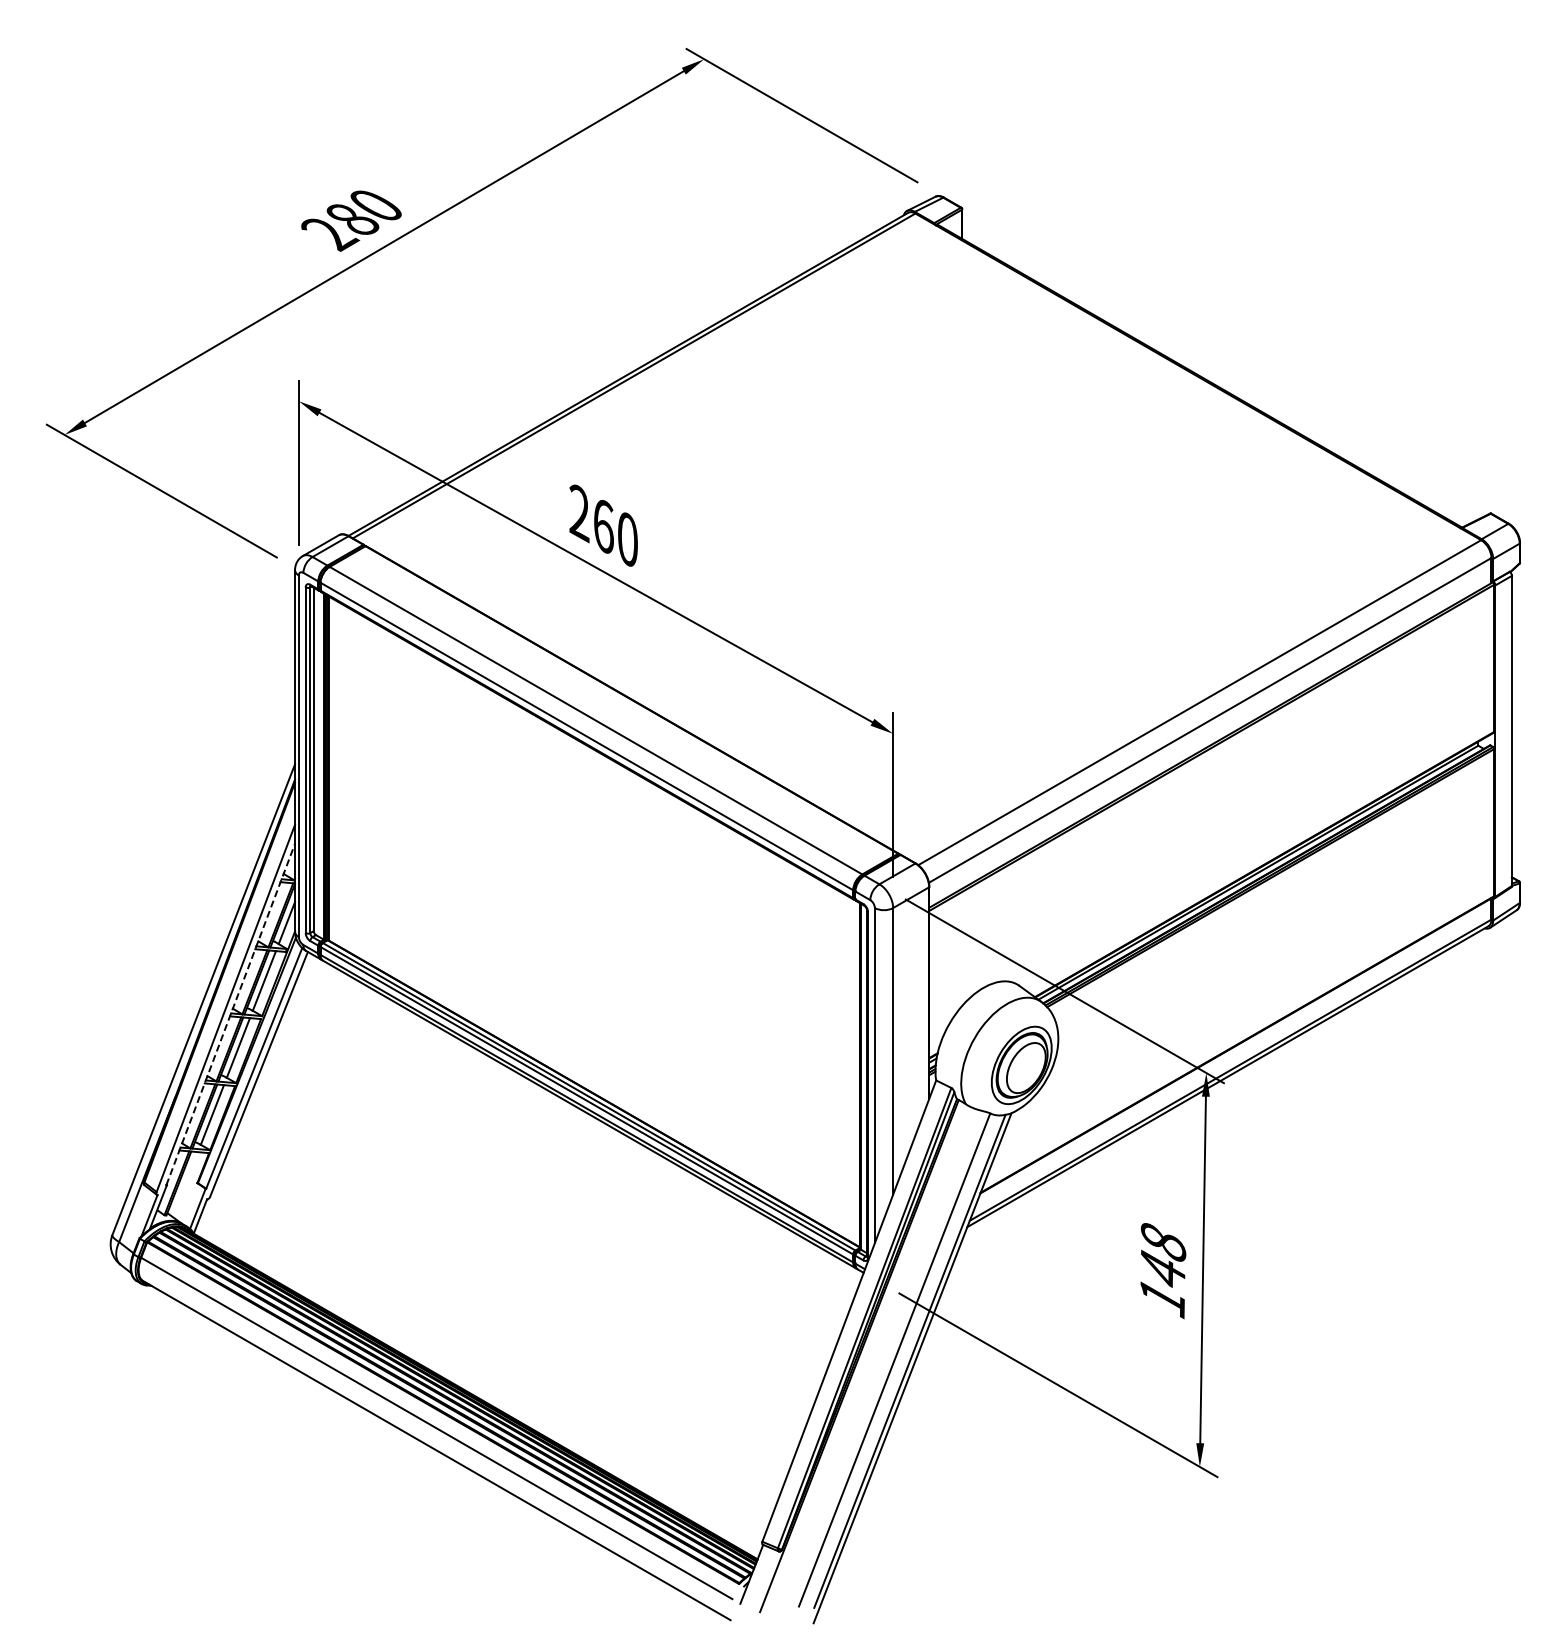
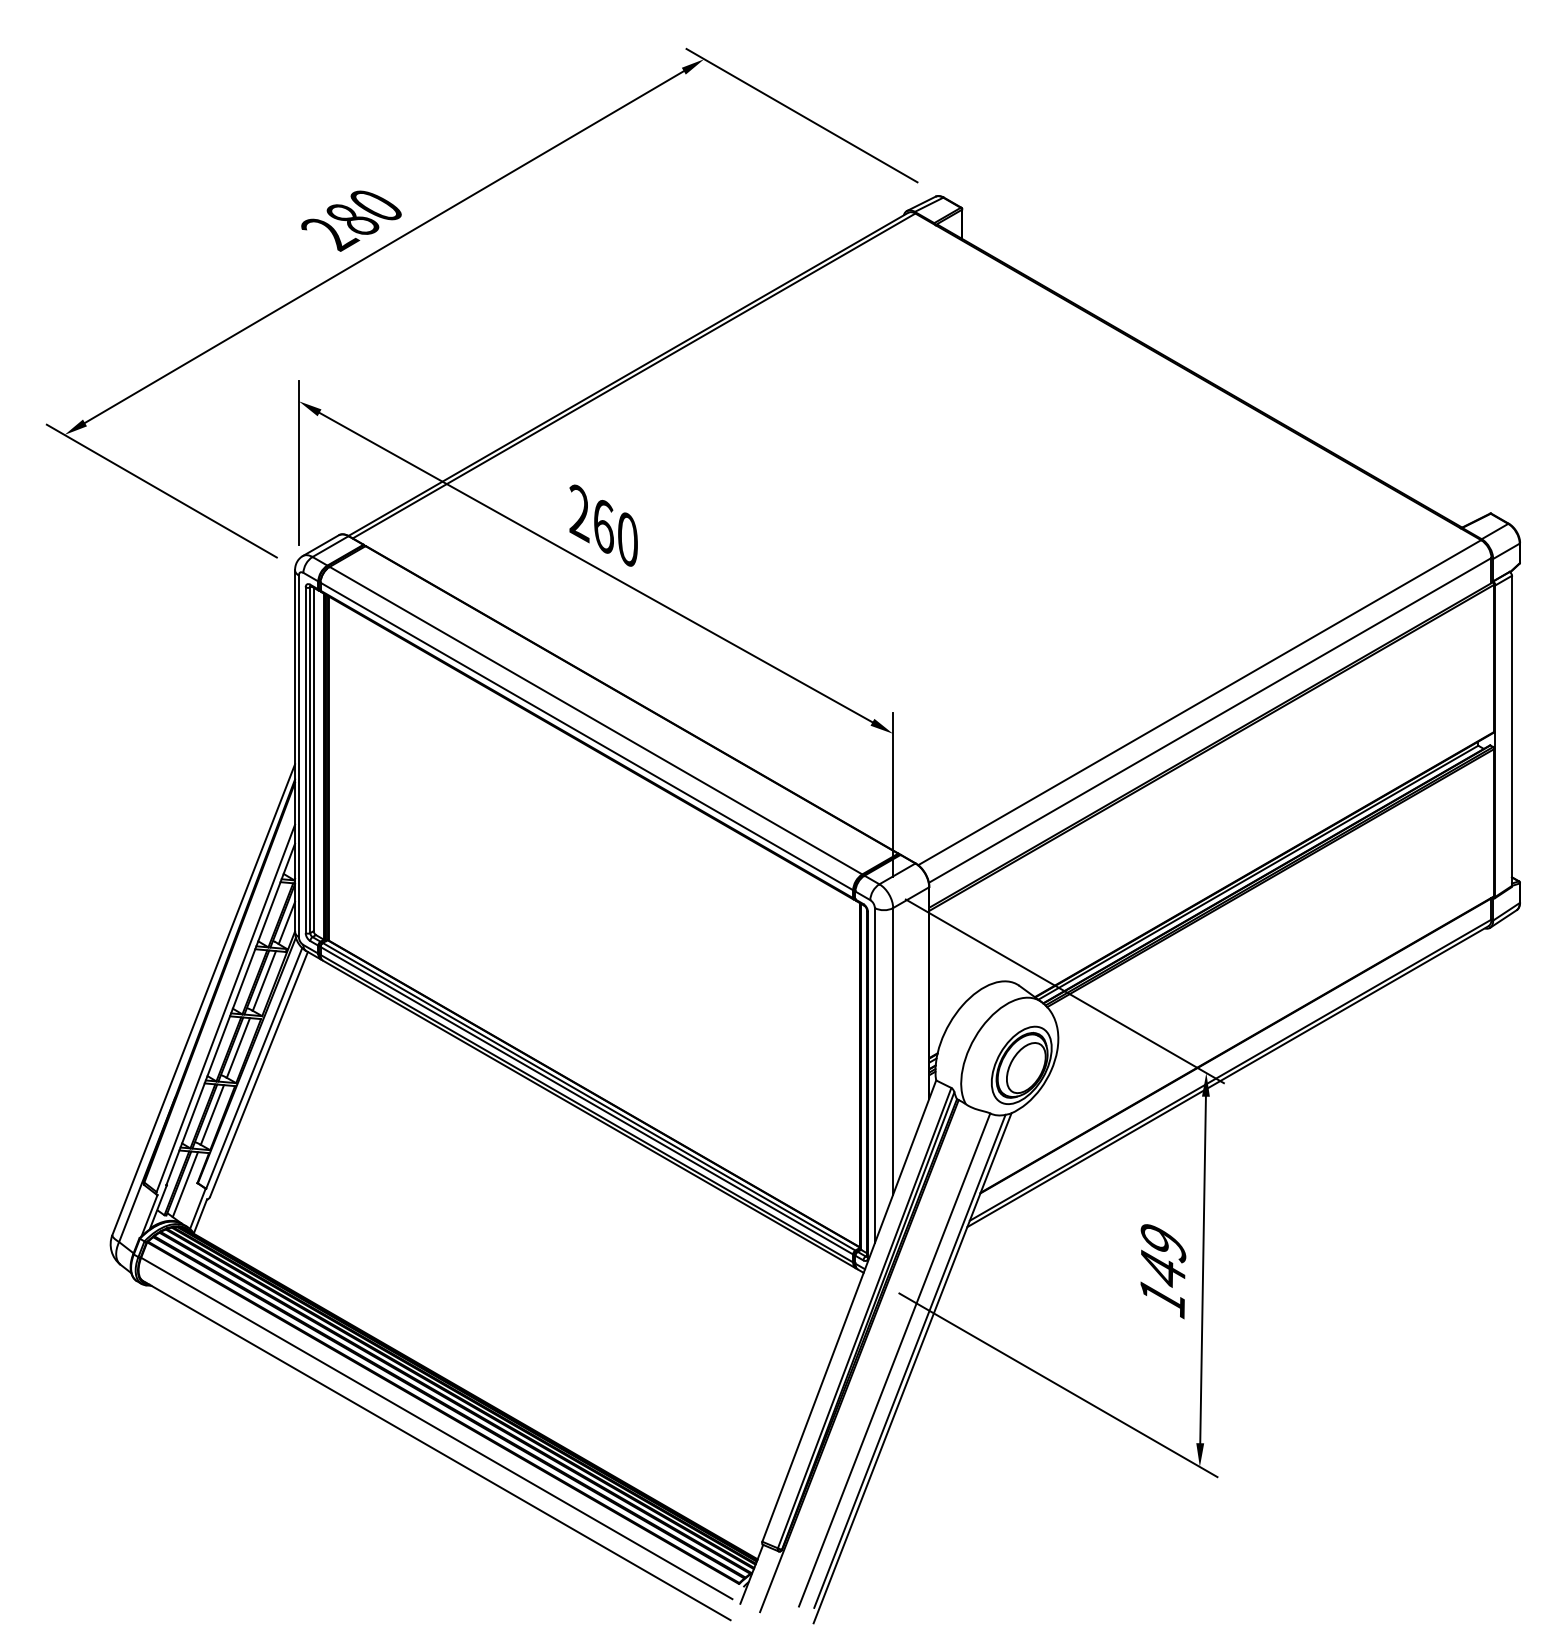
line: dashed -> solid (230, 1013)
line: none -> present (185, 1184)
text: 148 -> 149 (1163, 1243)
